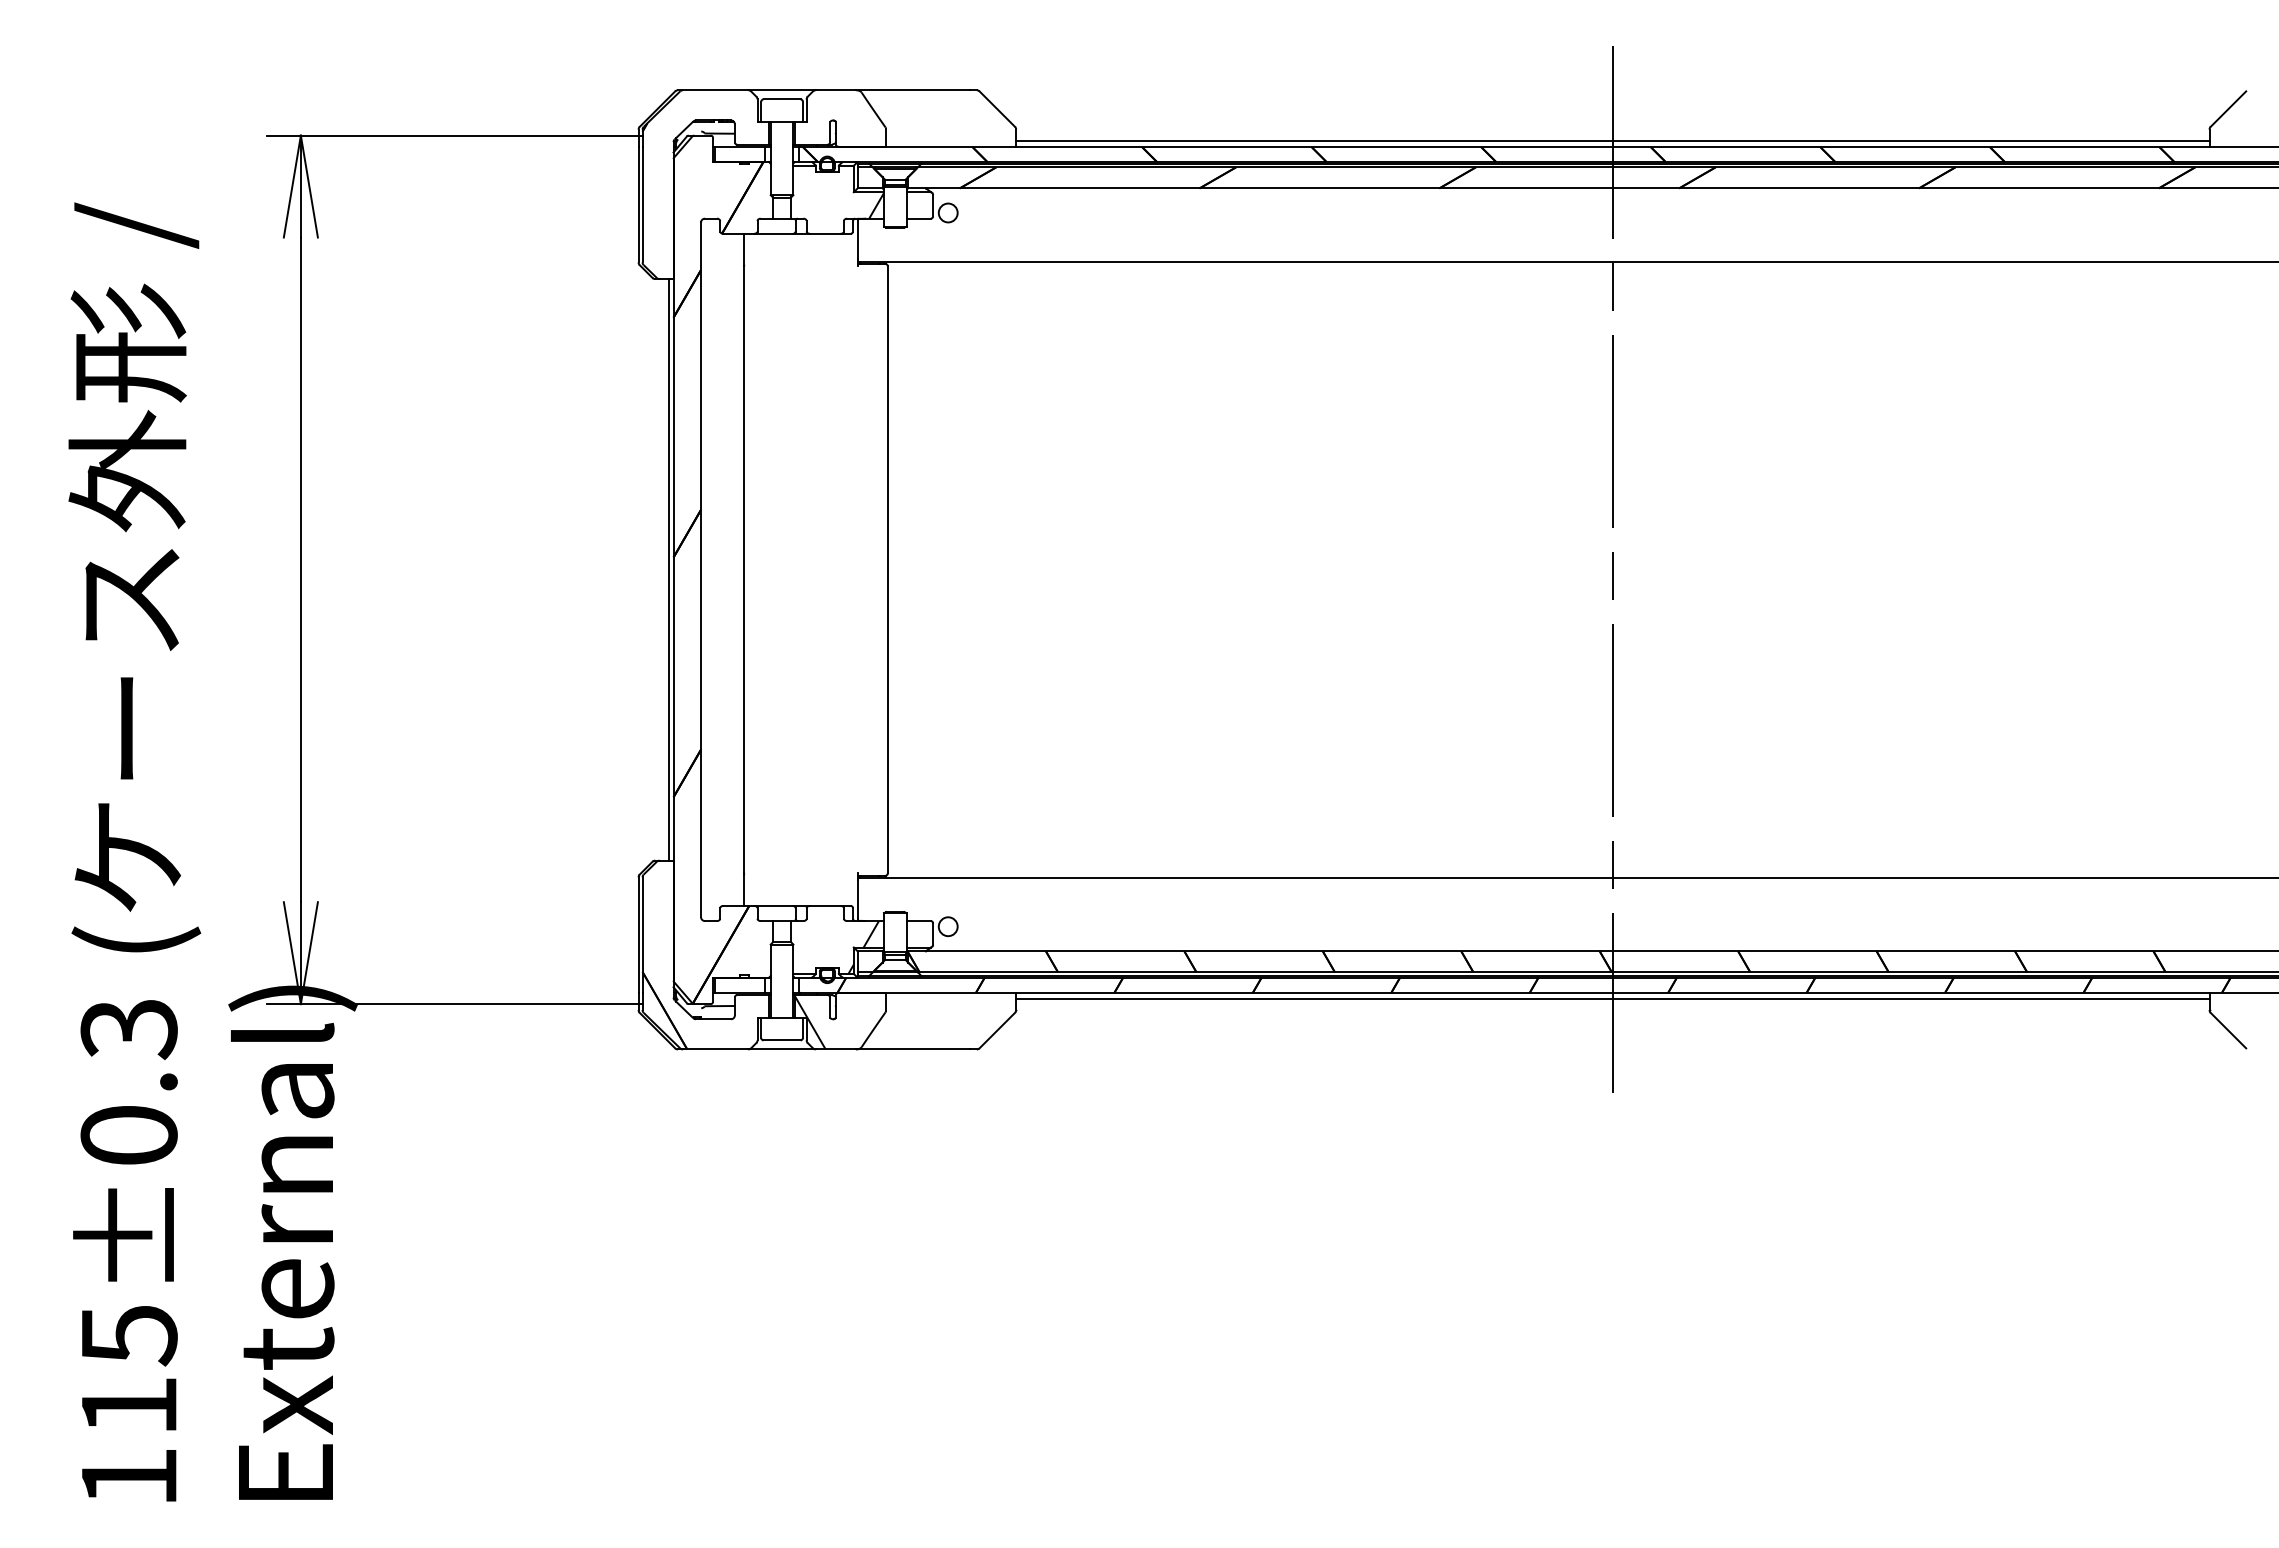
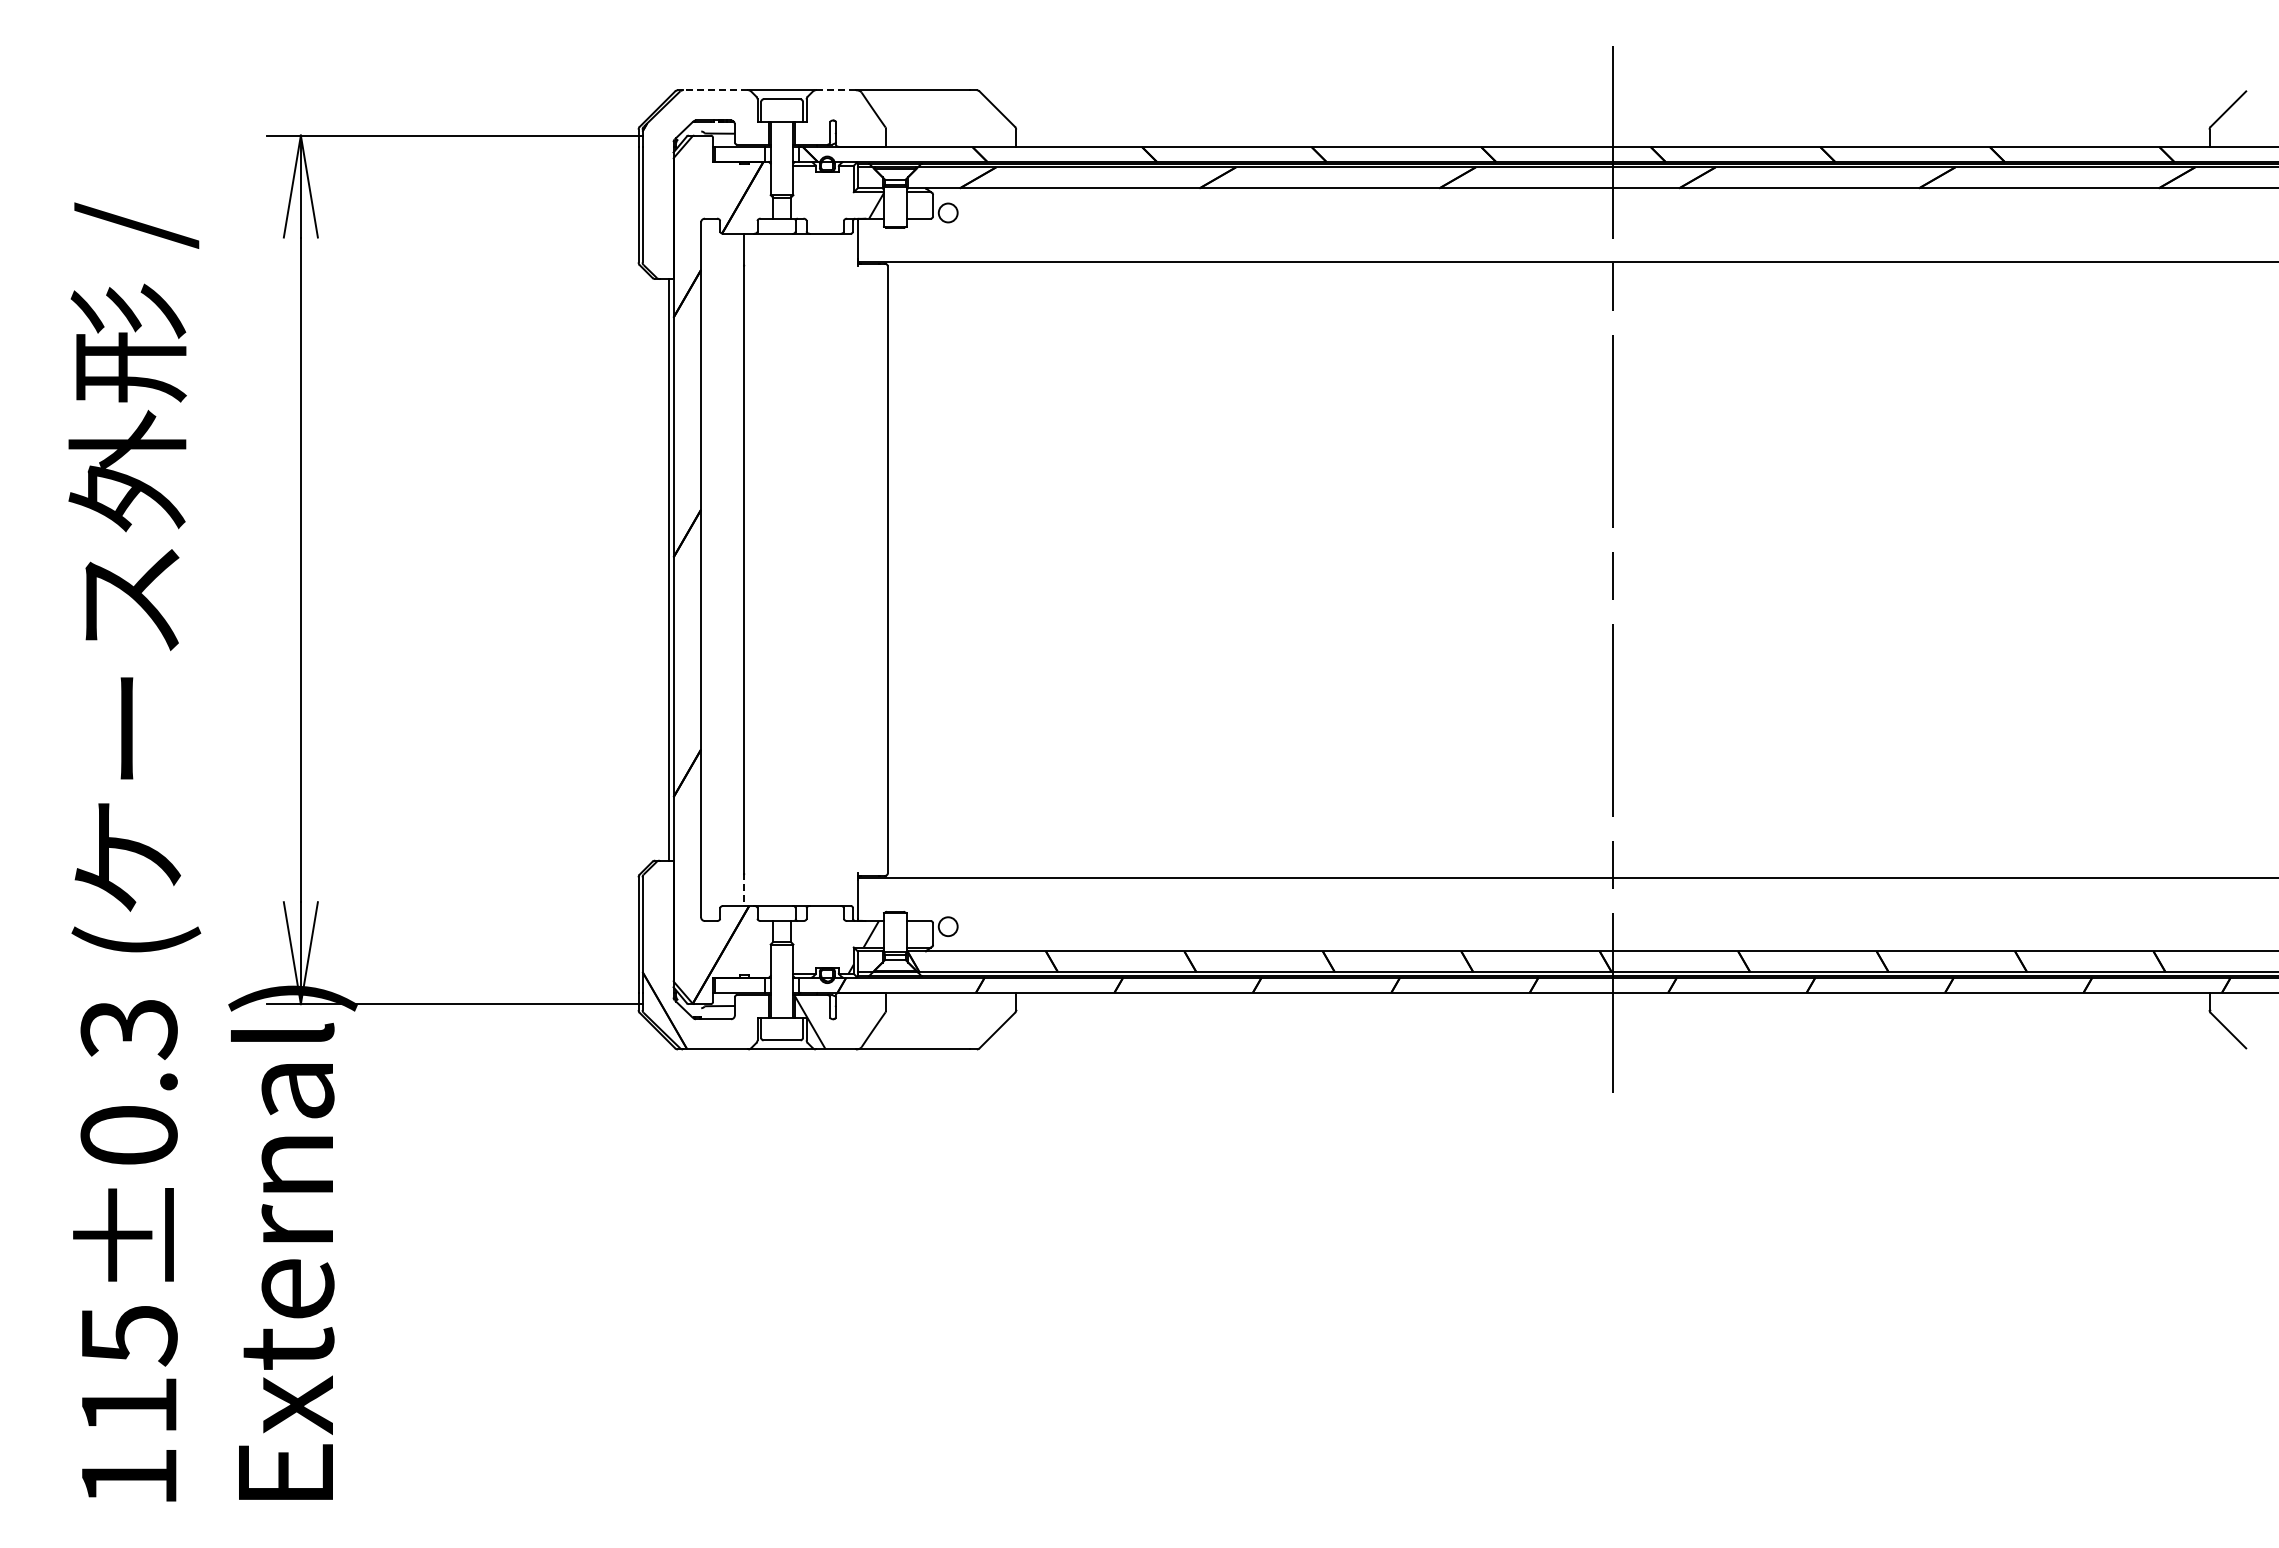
line: solid -> dashed (715, 90)
line: solid -> dashed (835, 90)
line: present -> none (1612, 140)
line: solid -> dashed (743, 890)
line: present -> none (1612, 998)
